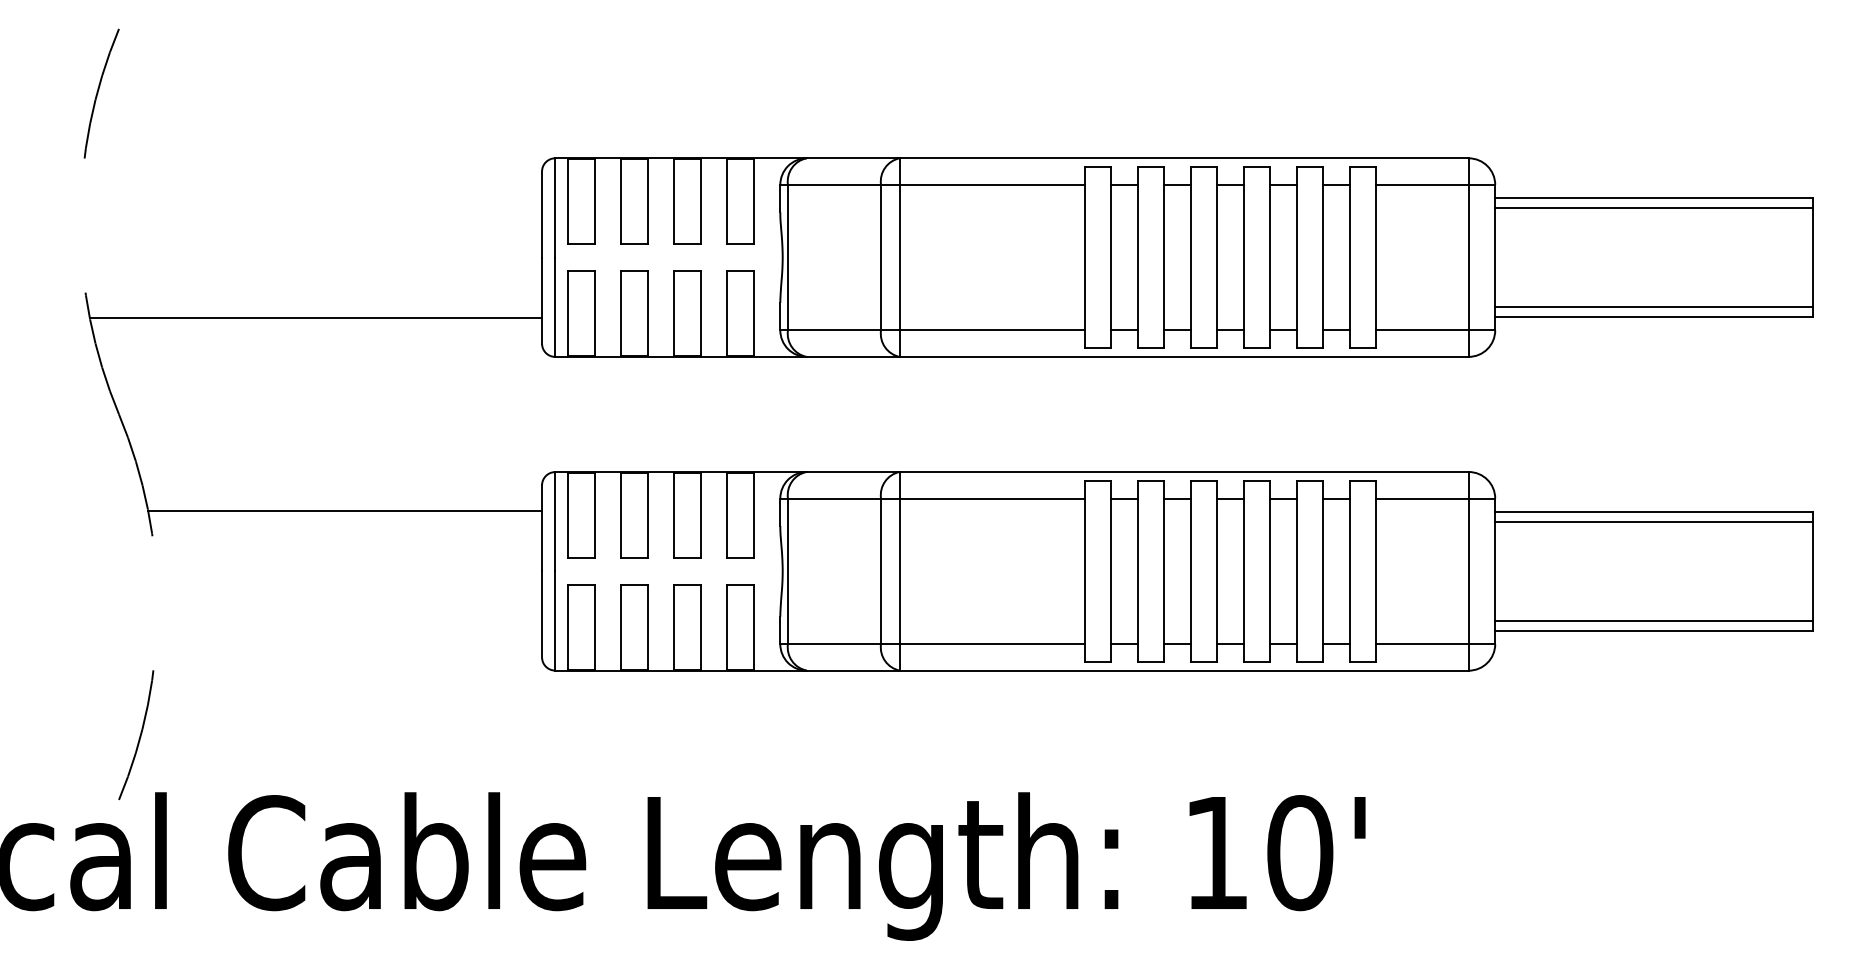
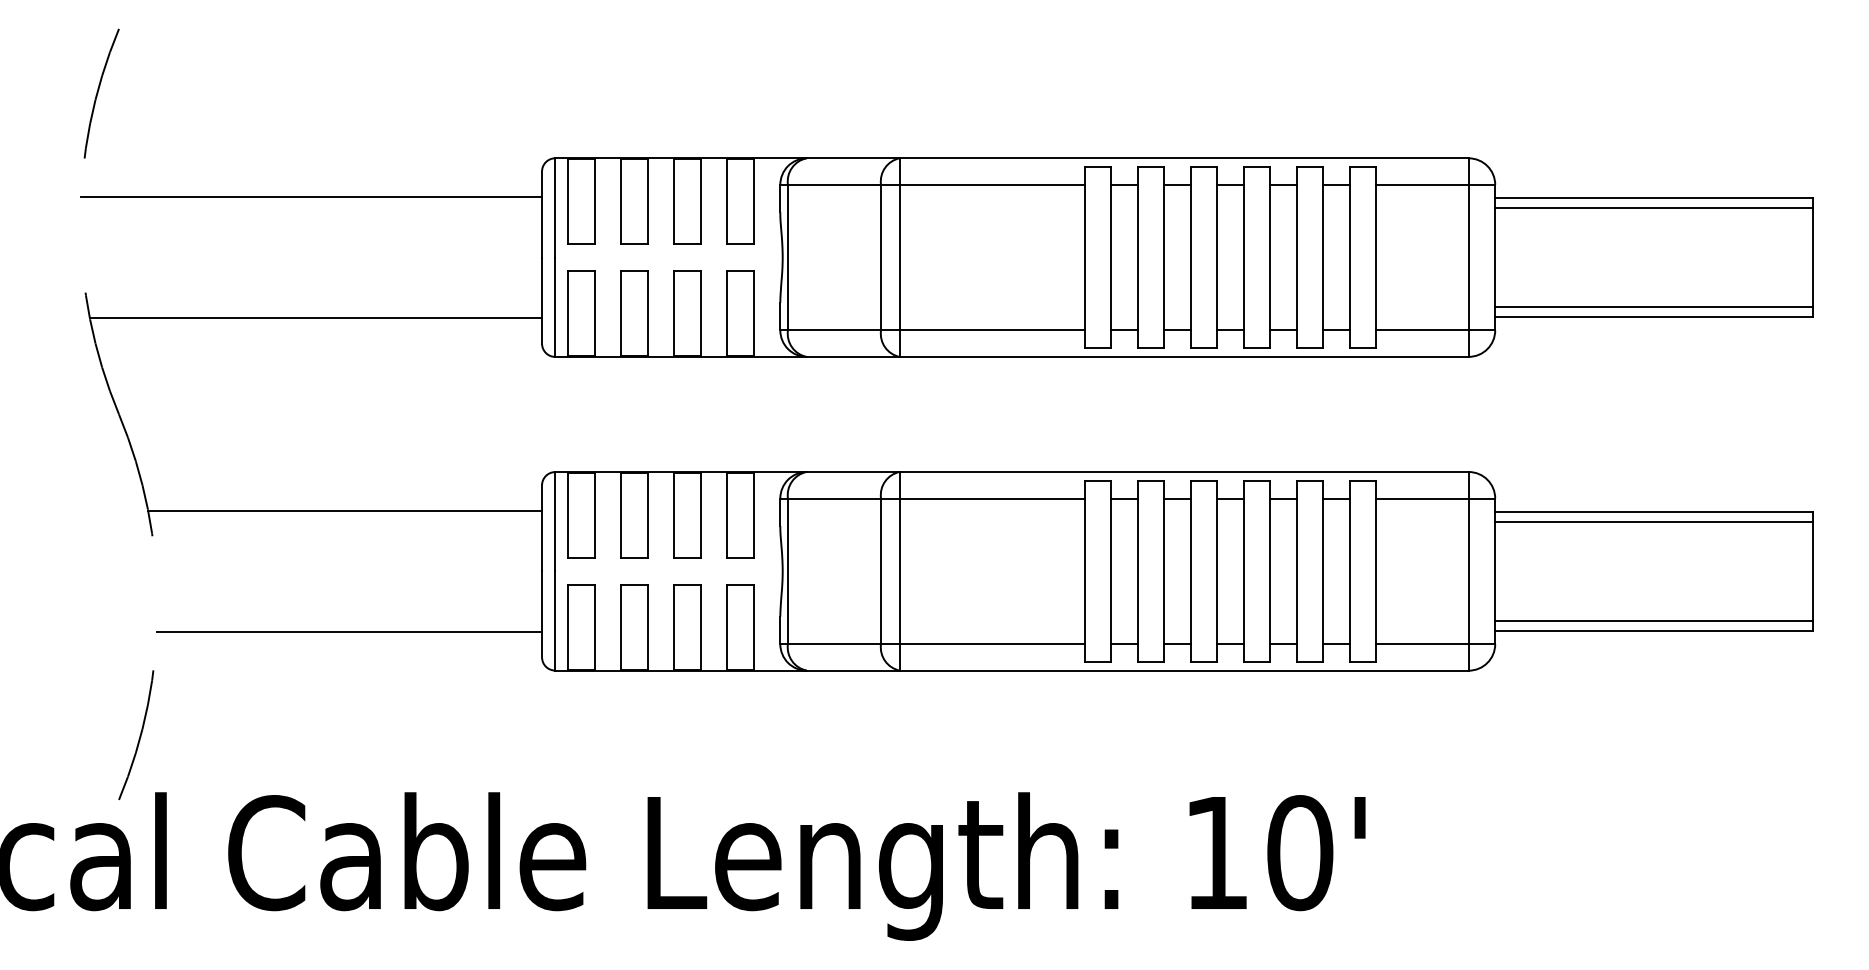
line: none -> present (311, 197)
line: none -> present (349, 631)
